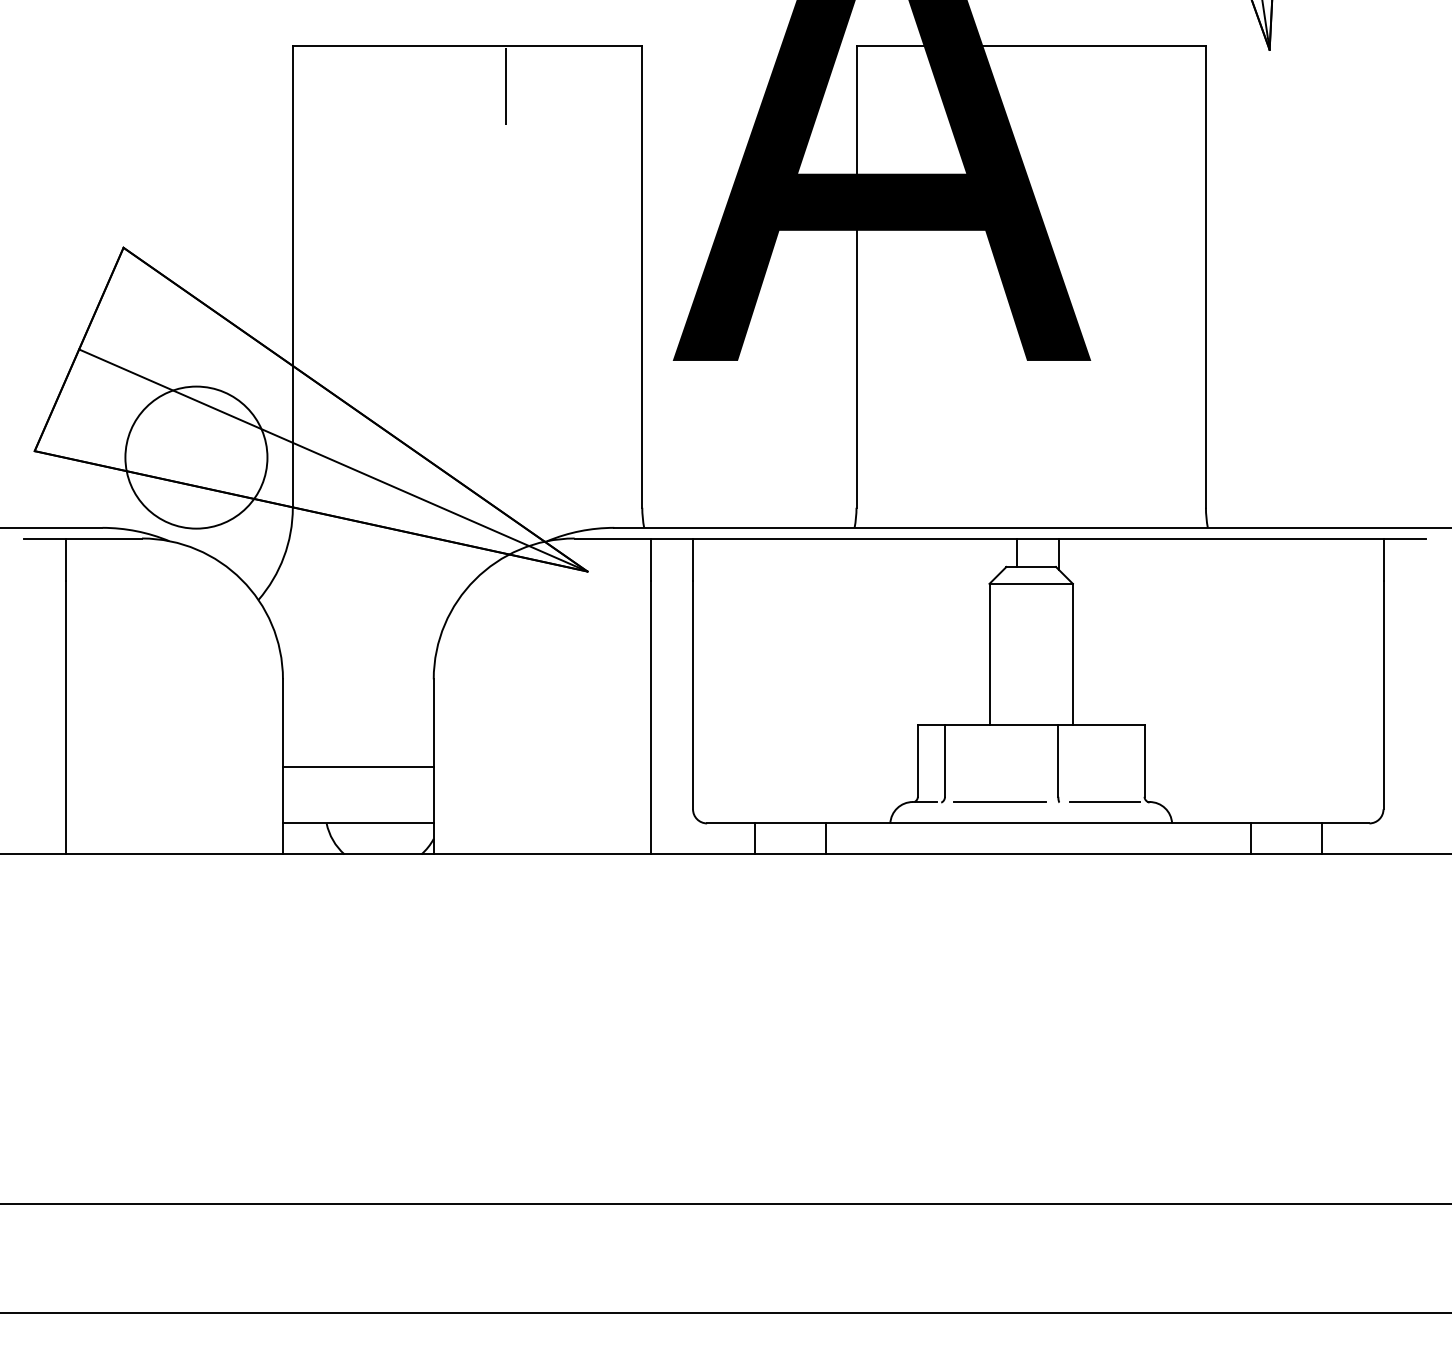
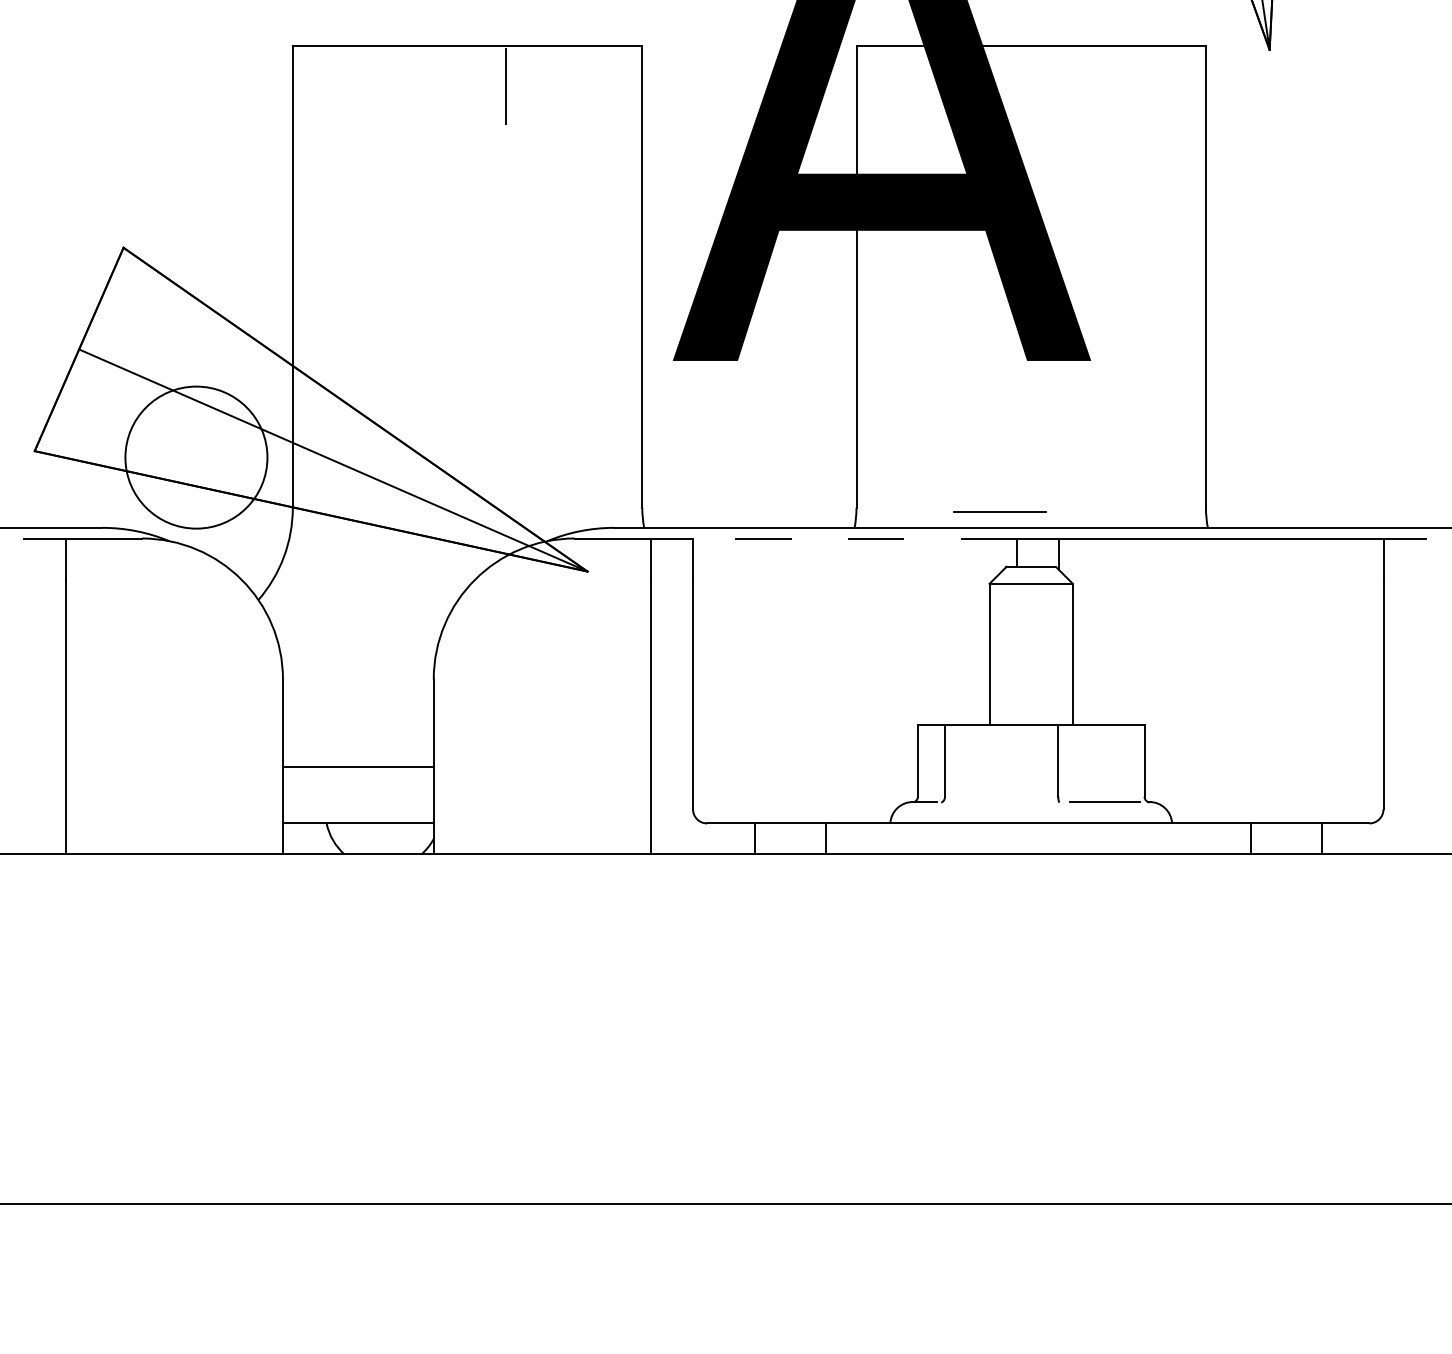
line: solid -> dashed (854, 538)
line position: (999, 801) -> (999, 511) (999, 511)
line: present -> none (725, 1313)
